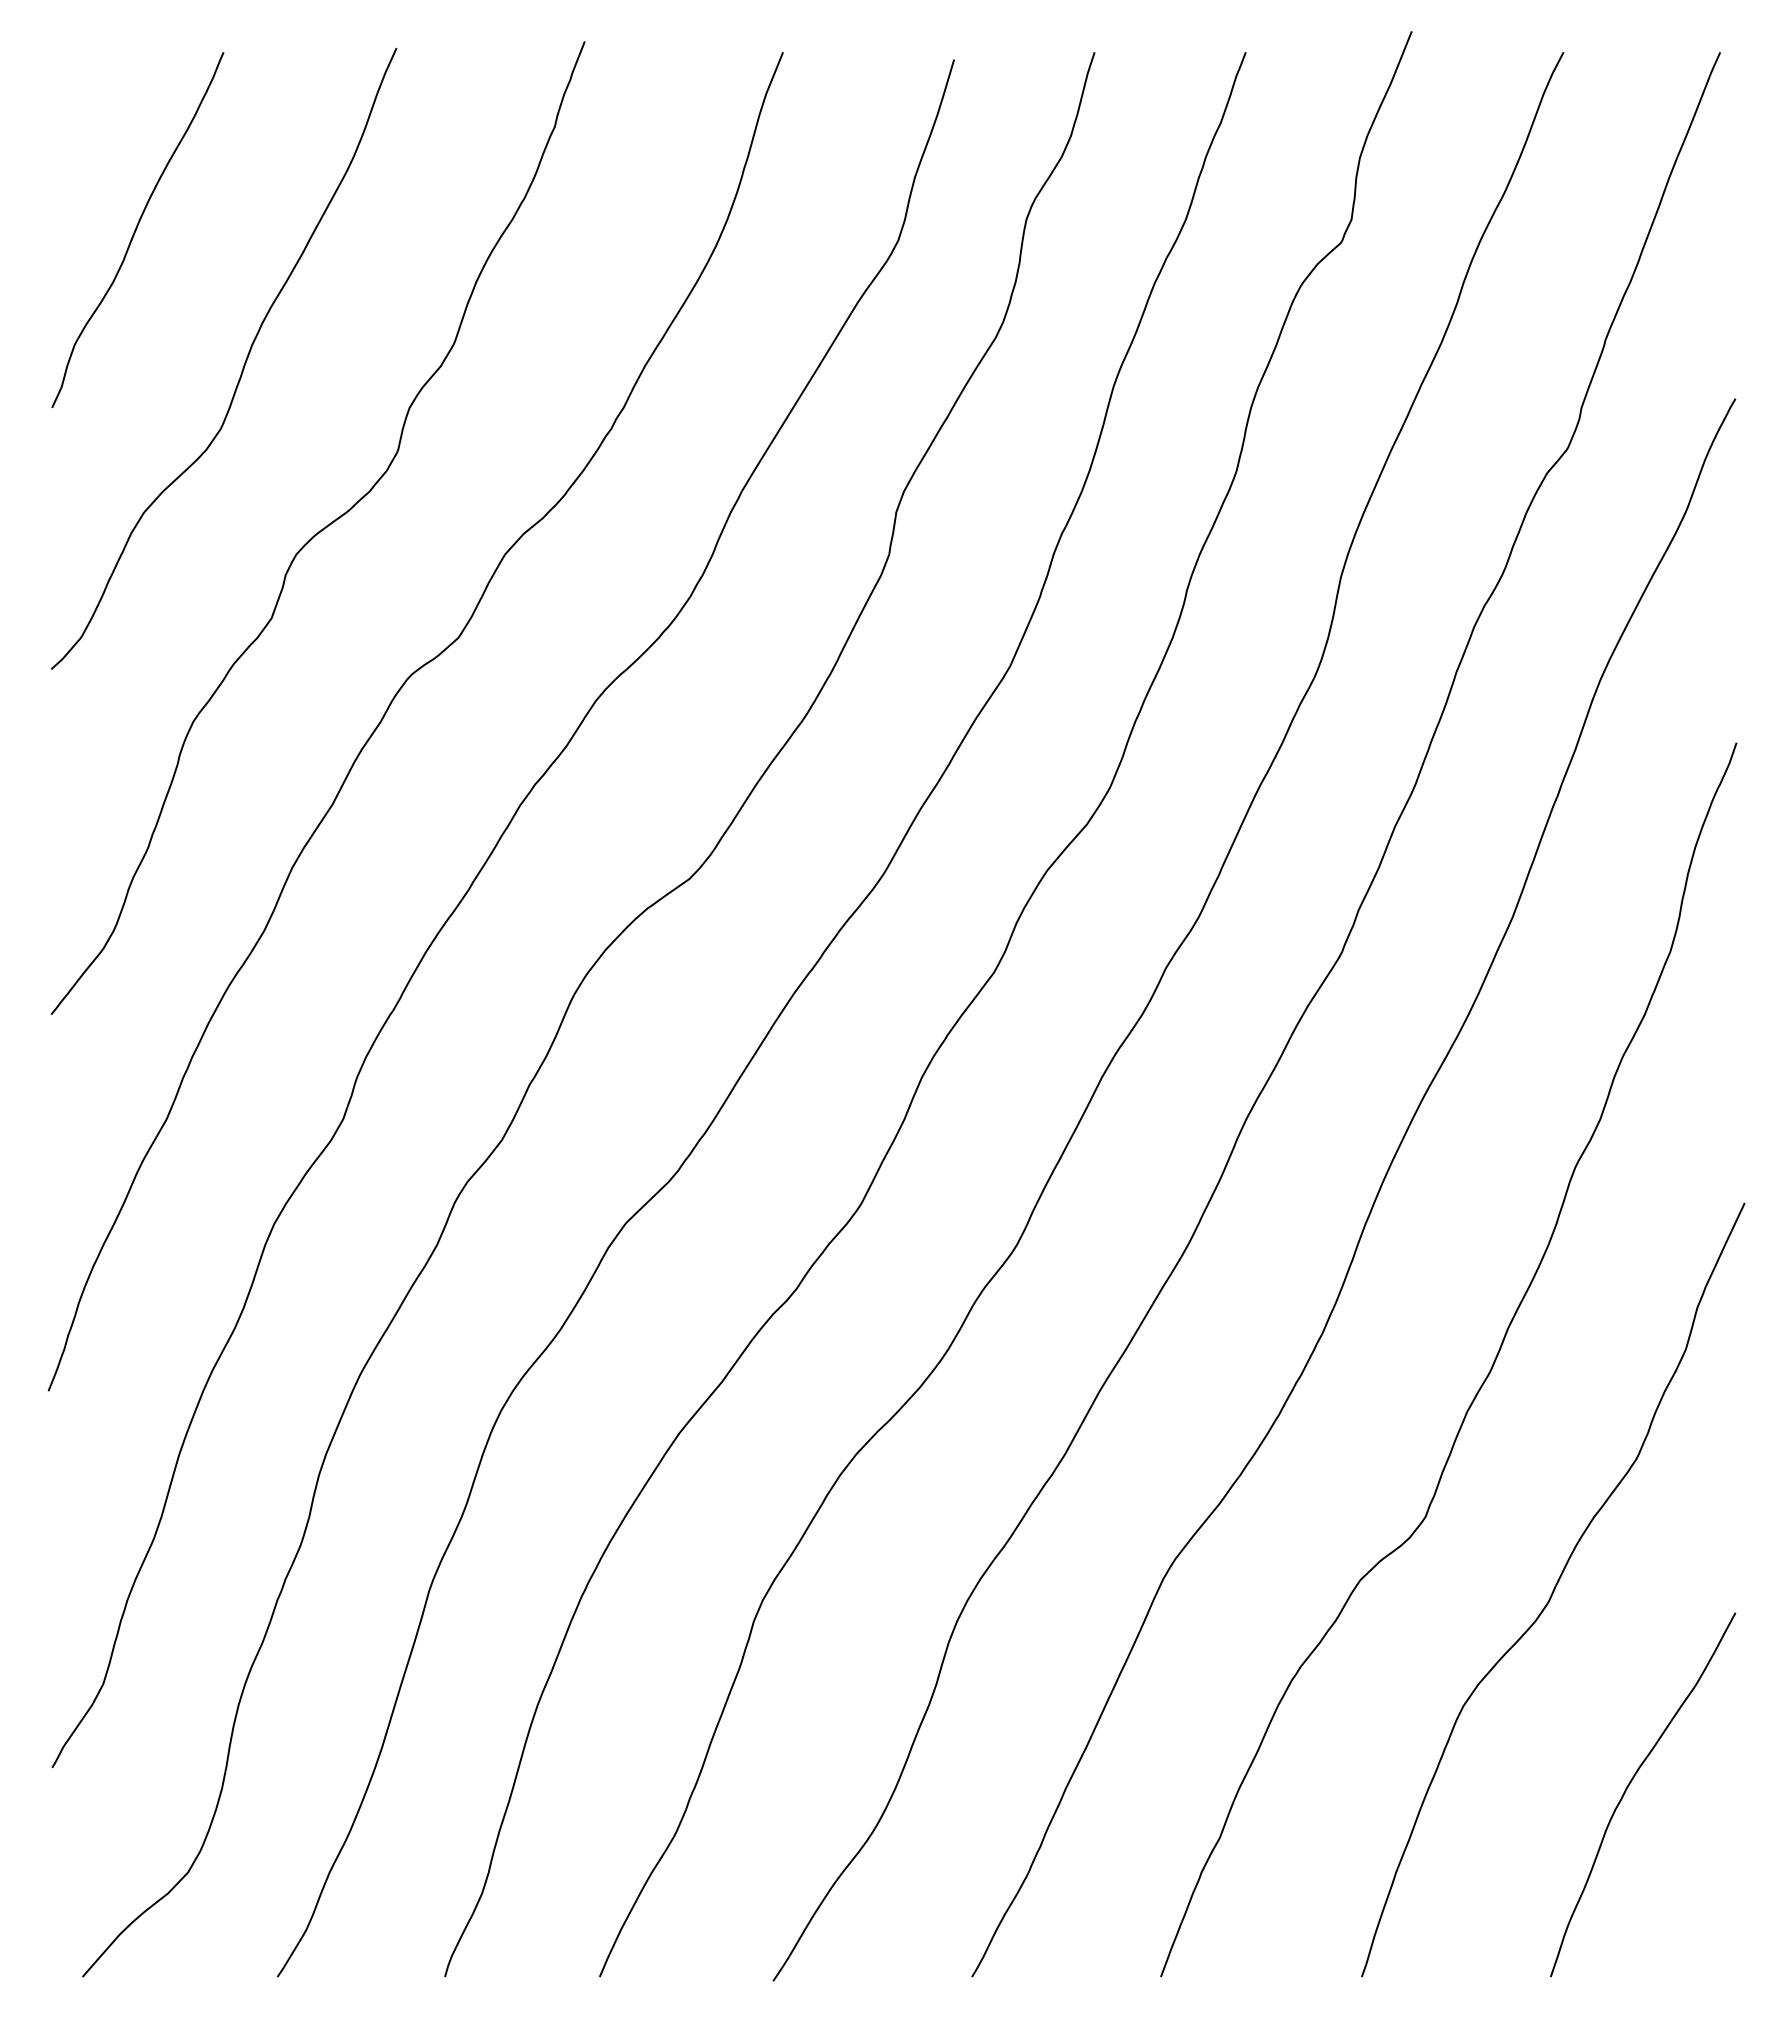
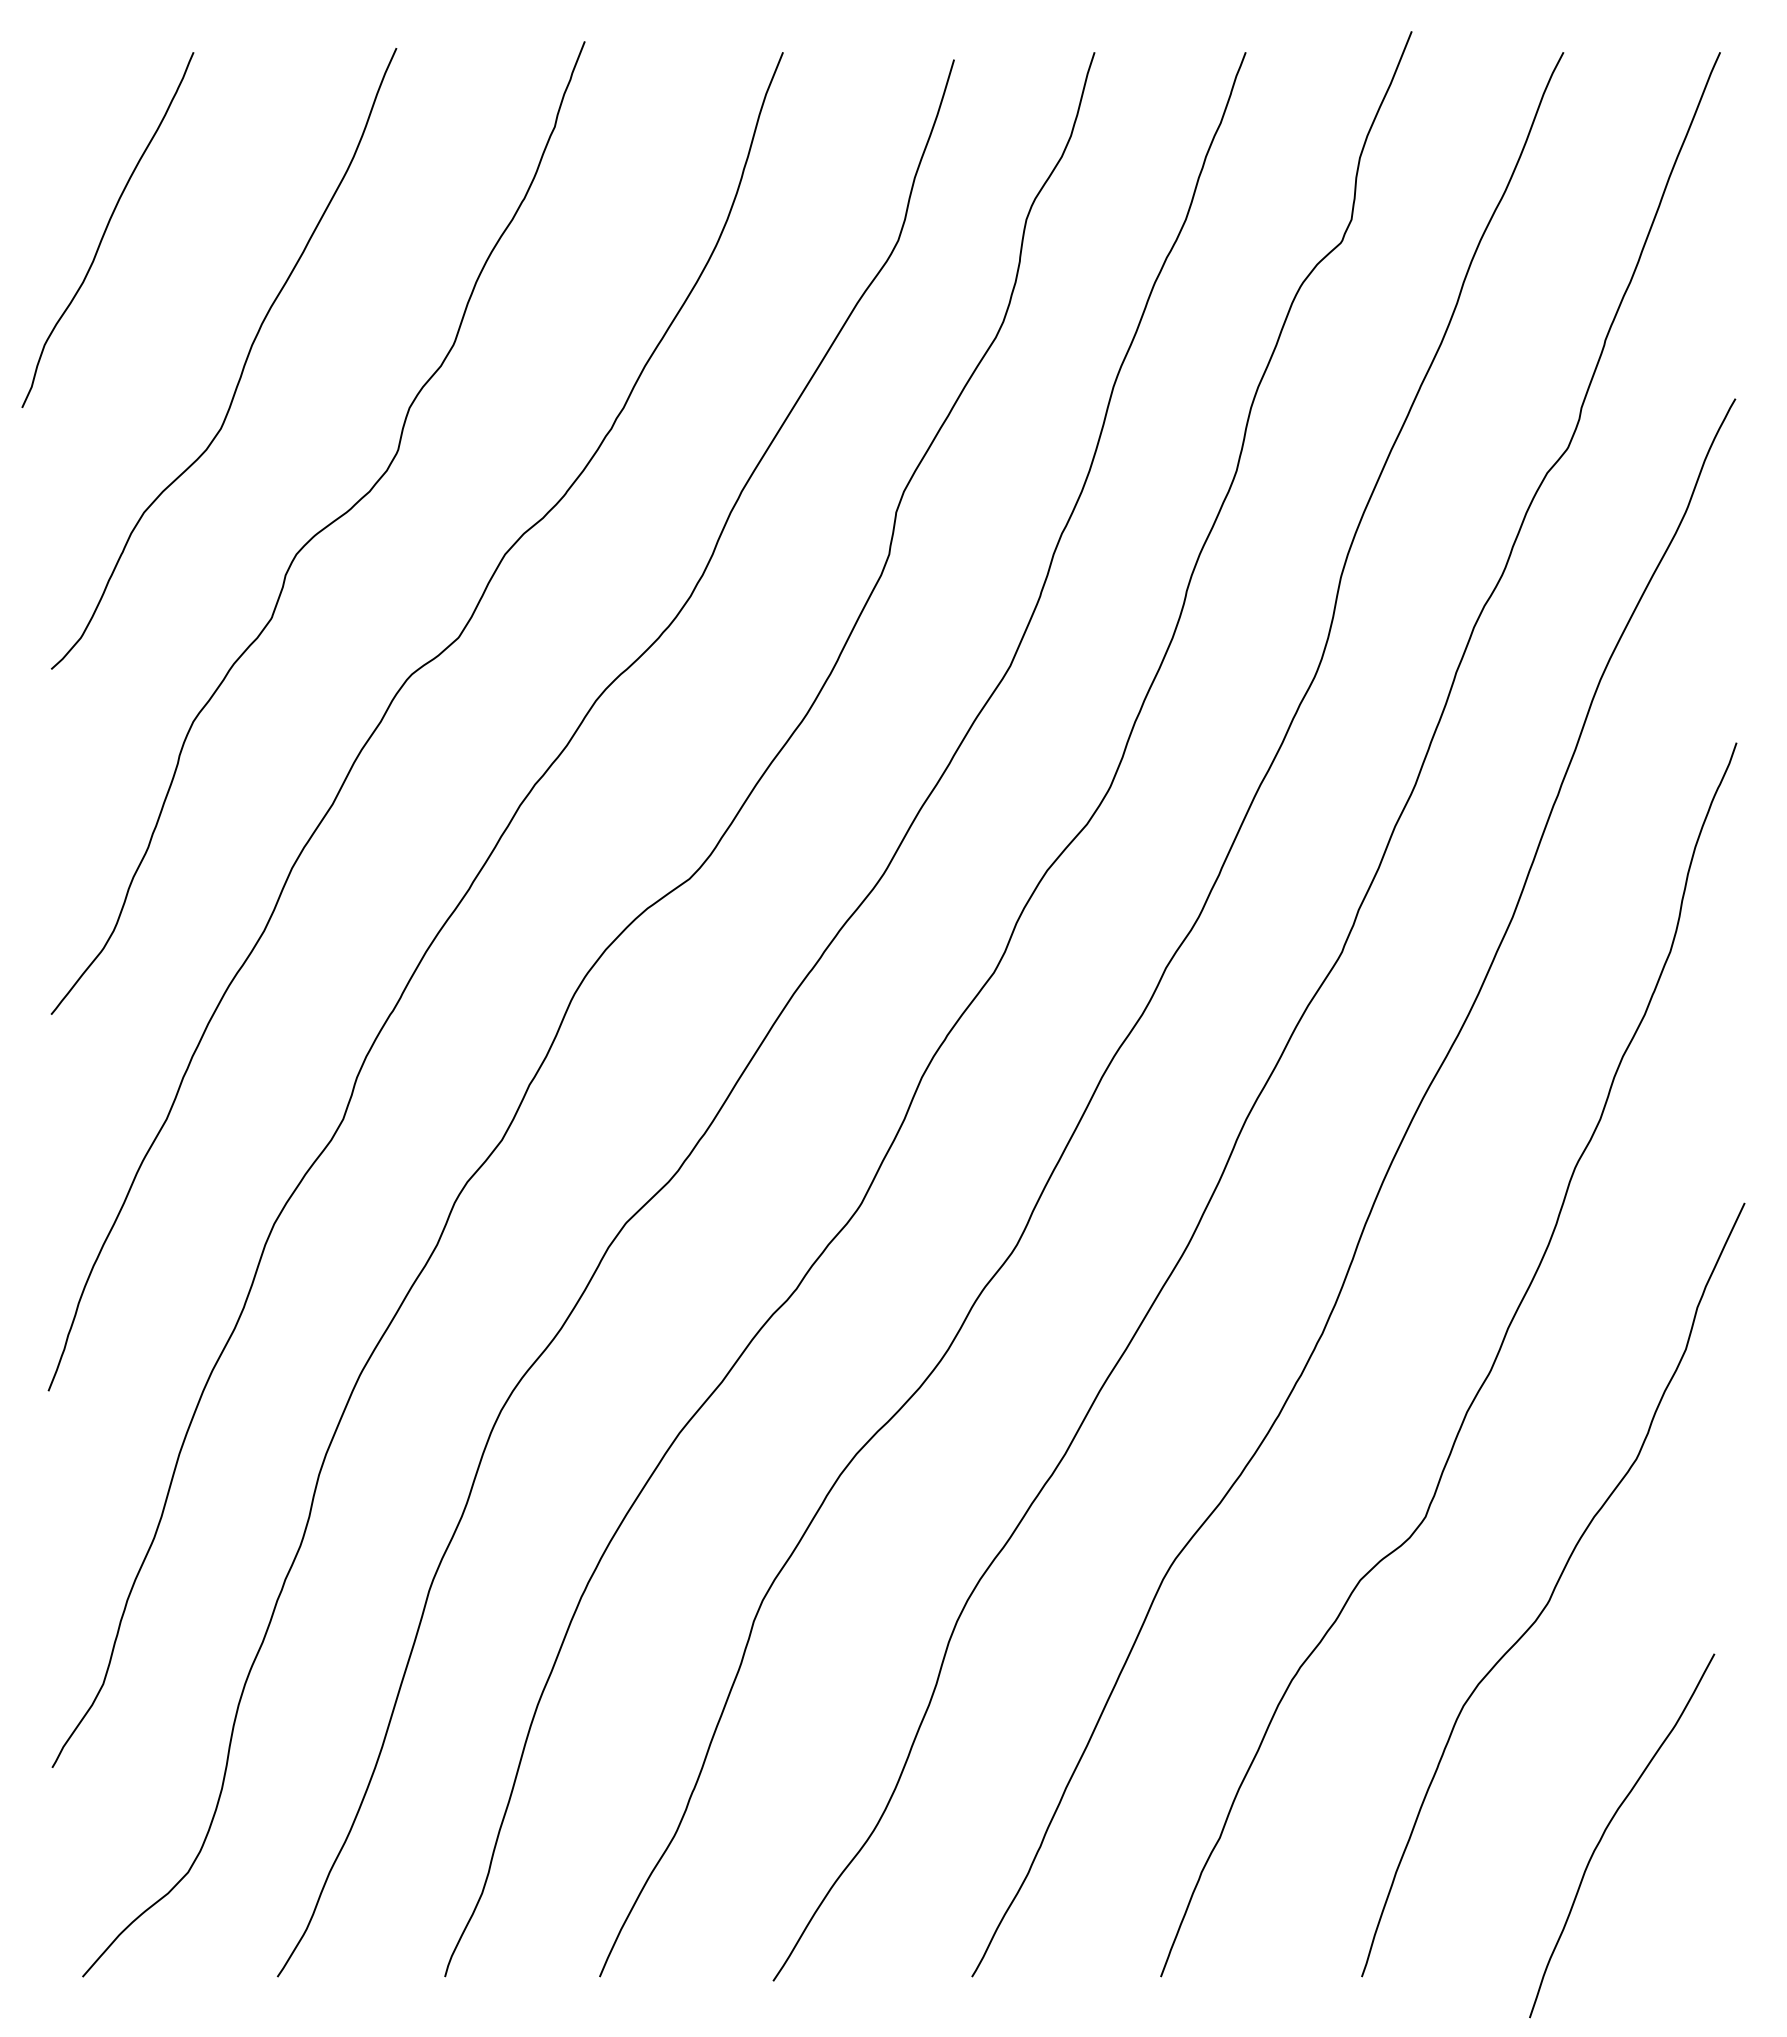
curve position: (137, 228) -> (107, 228) (107, 228)
curve position: (1630, 1784) -> (1609, 1825) (1609, 1825)
